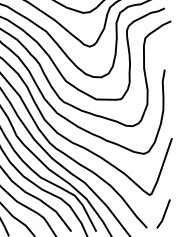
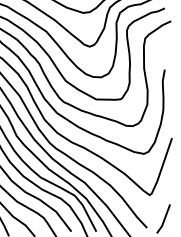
line position: (164, 213) -> (164, 218) (164, 218)
